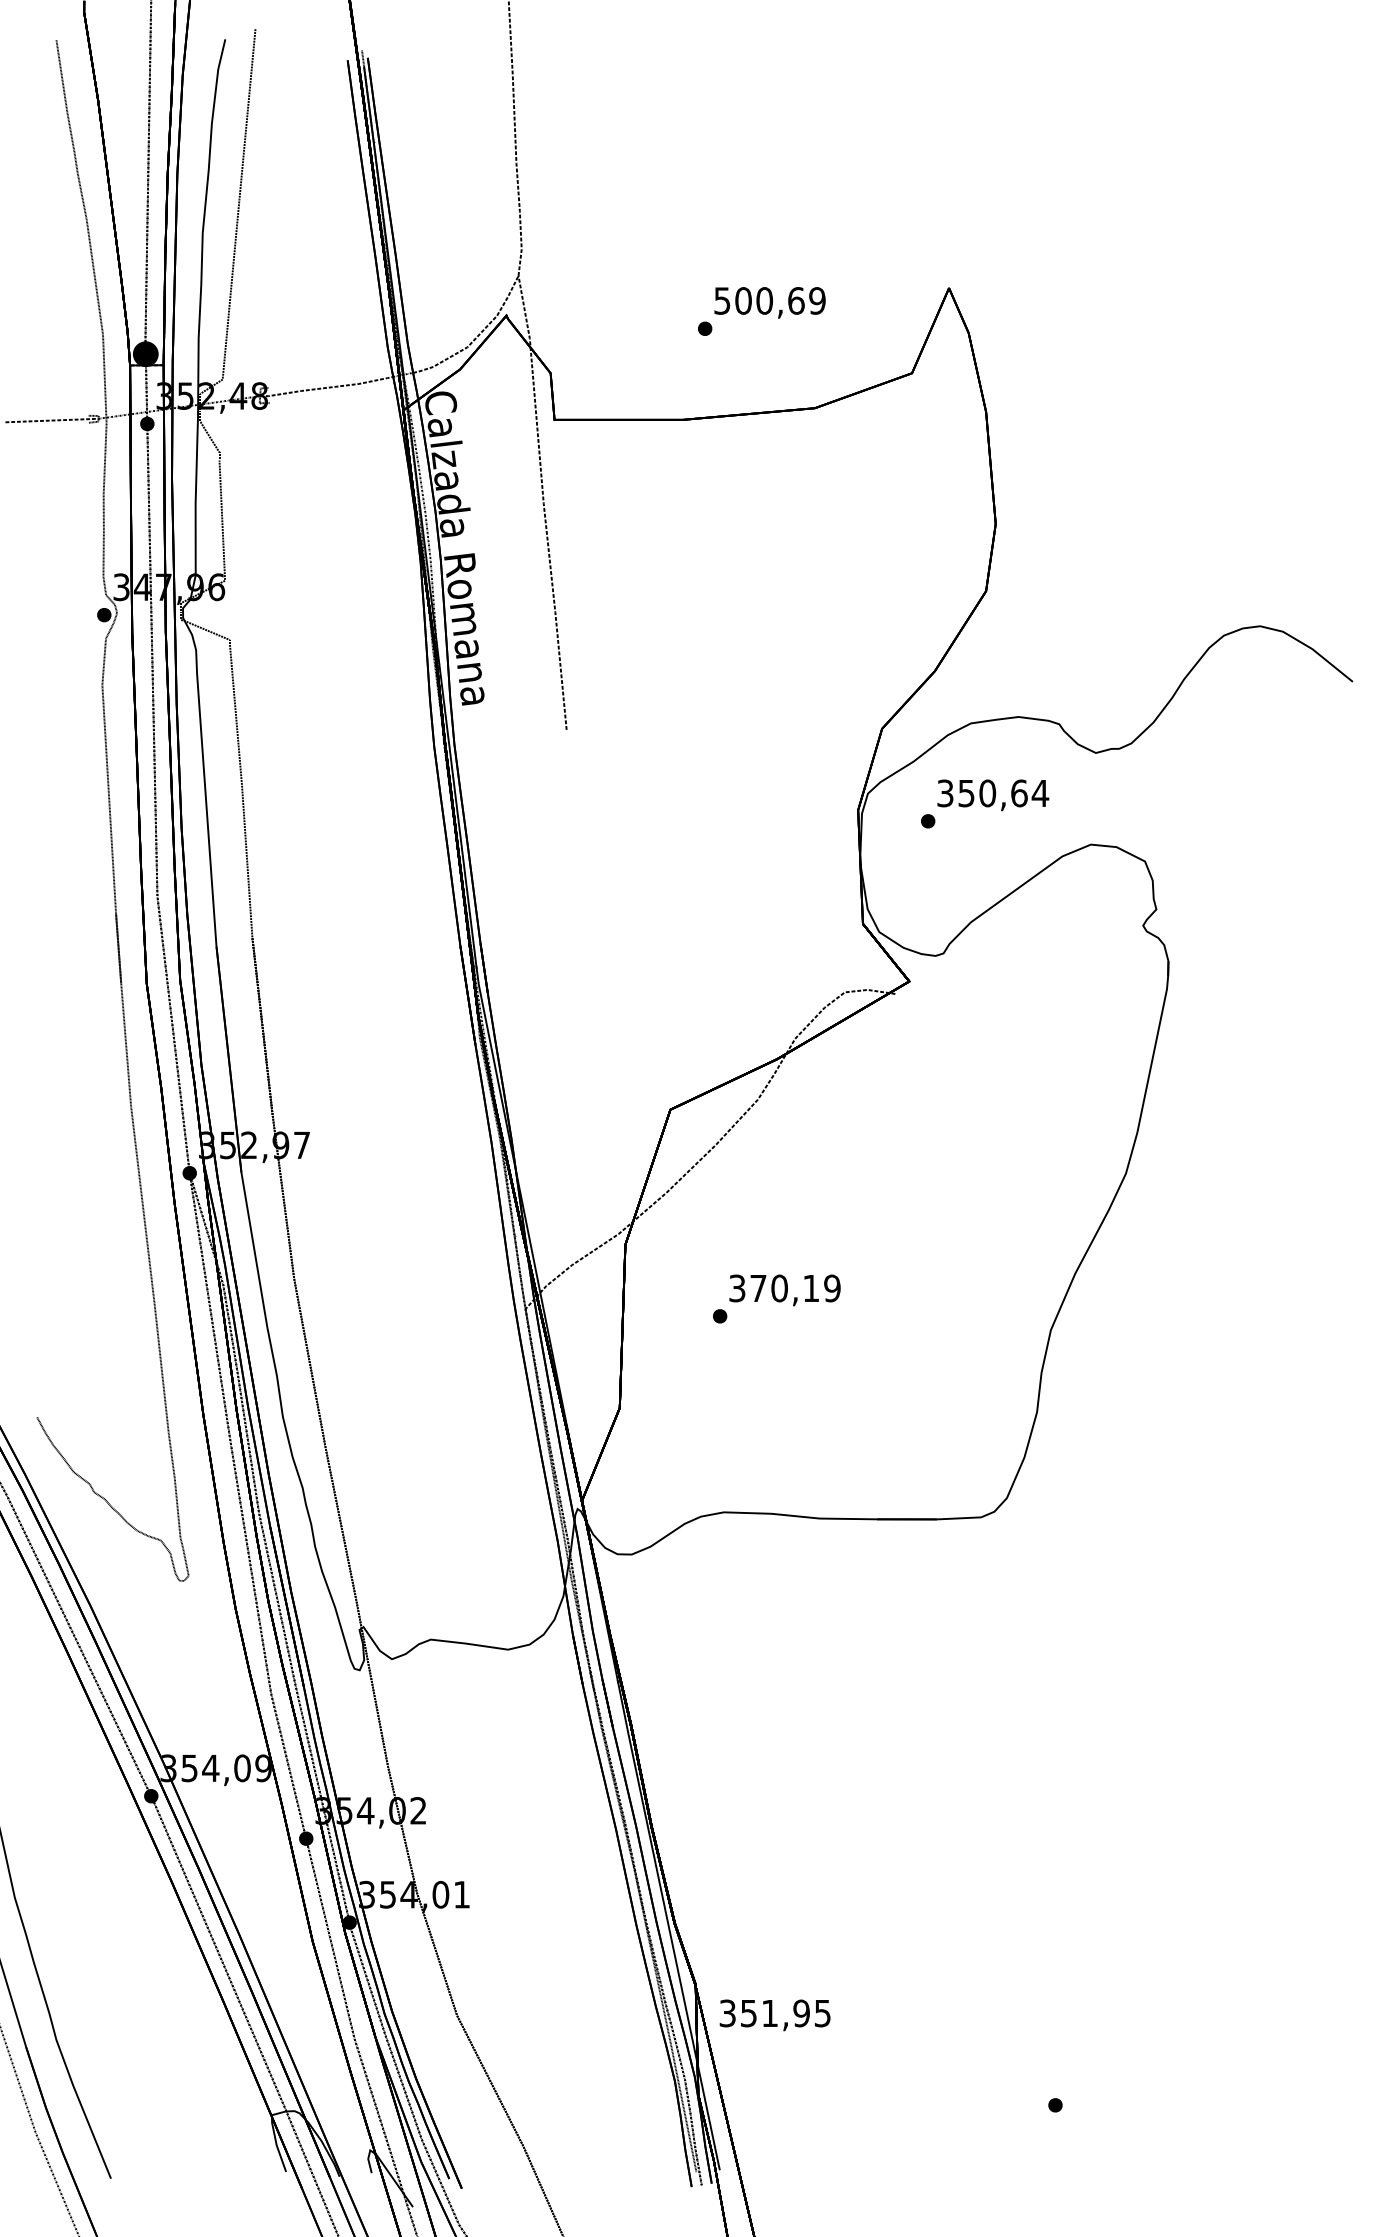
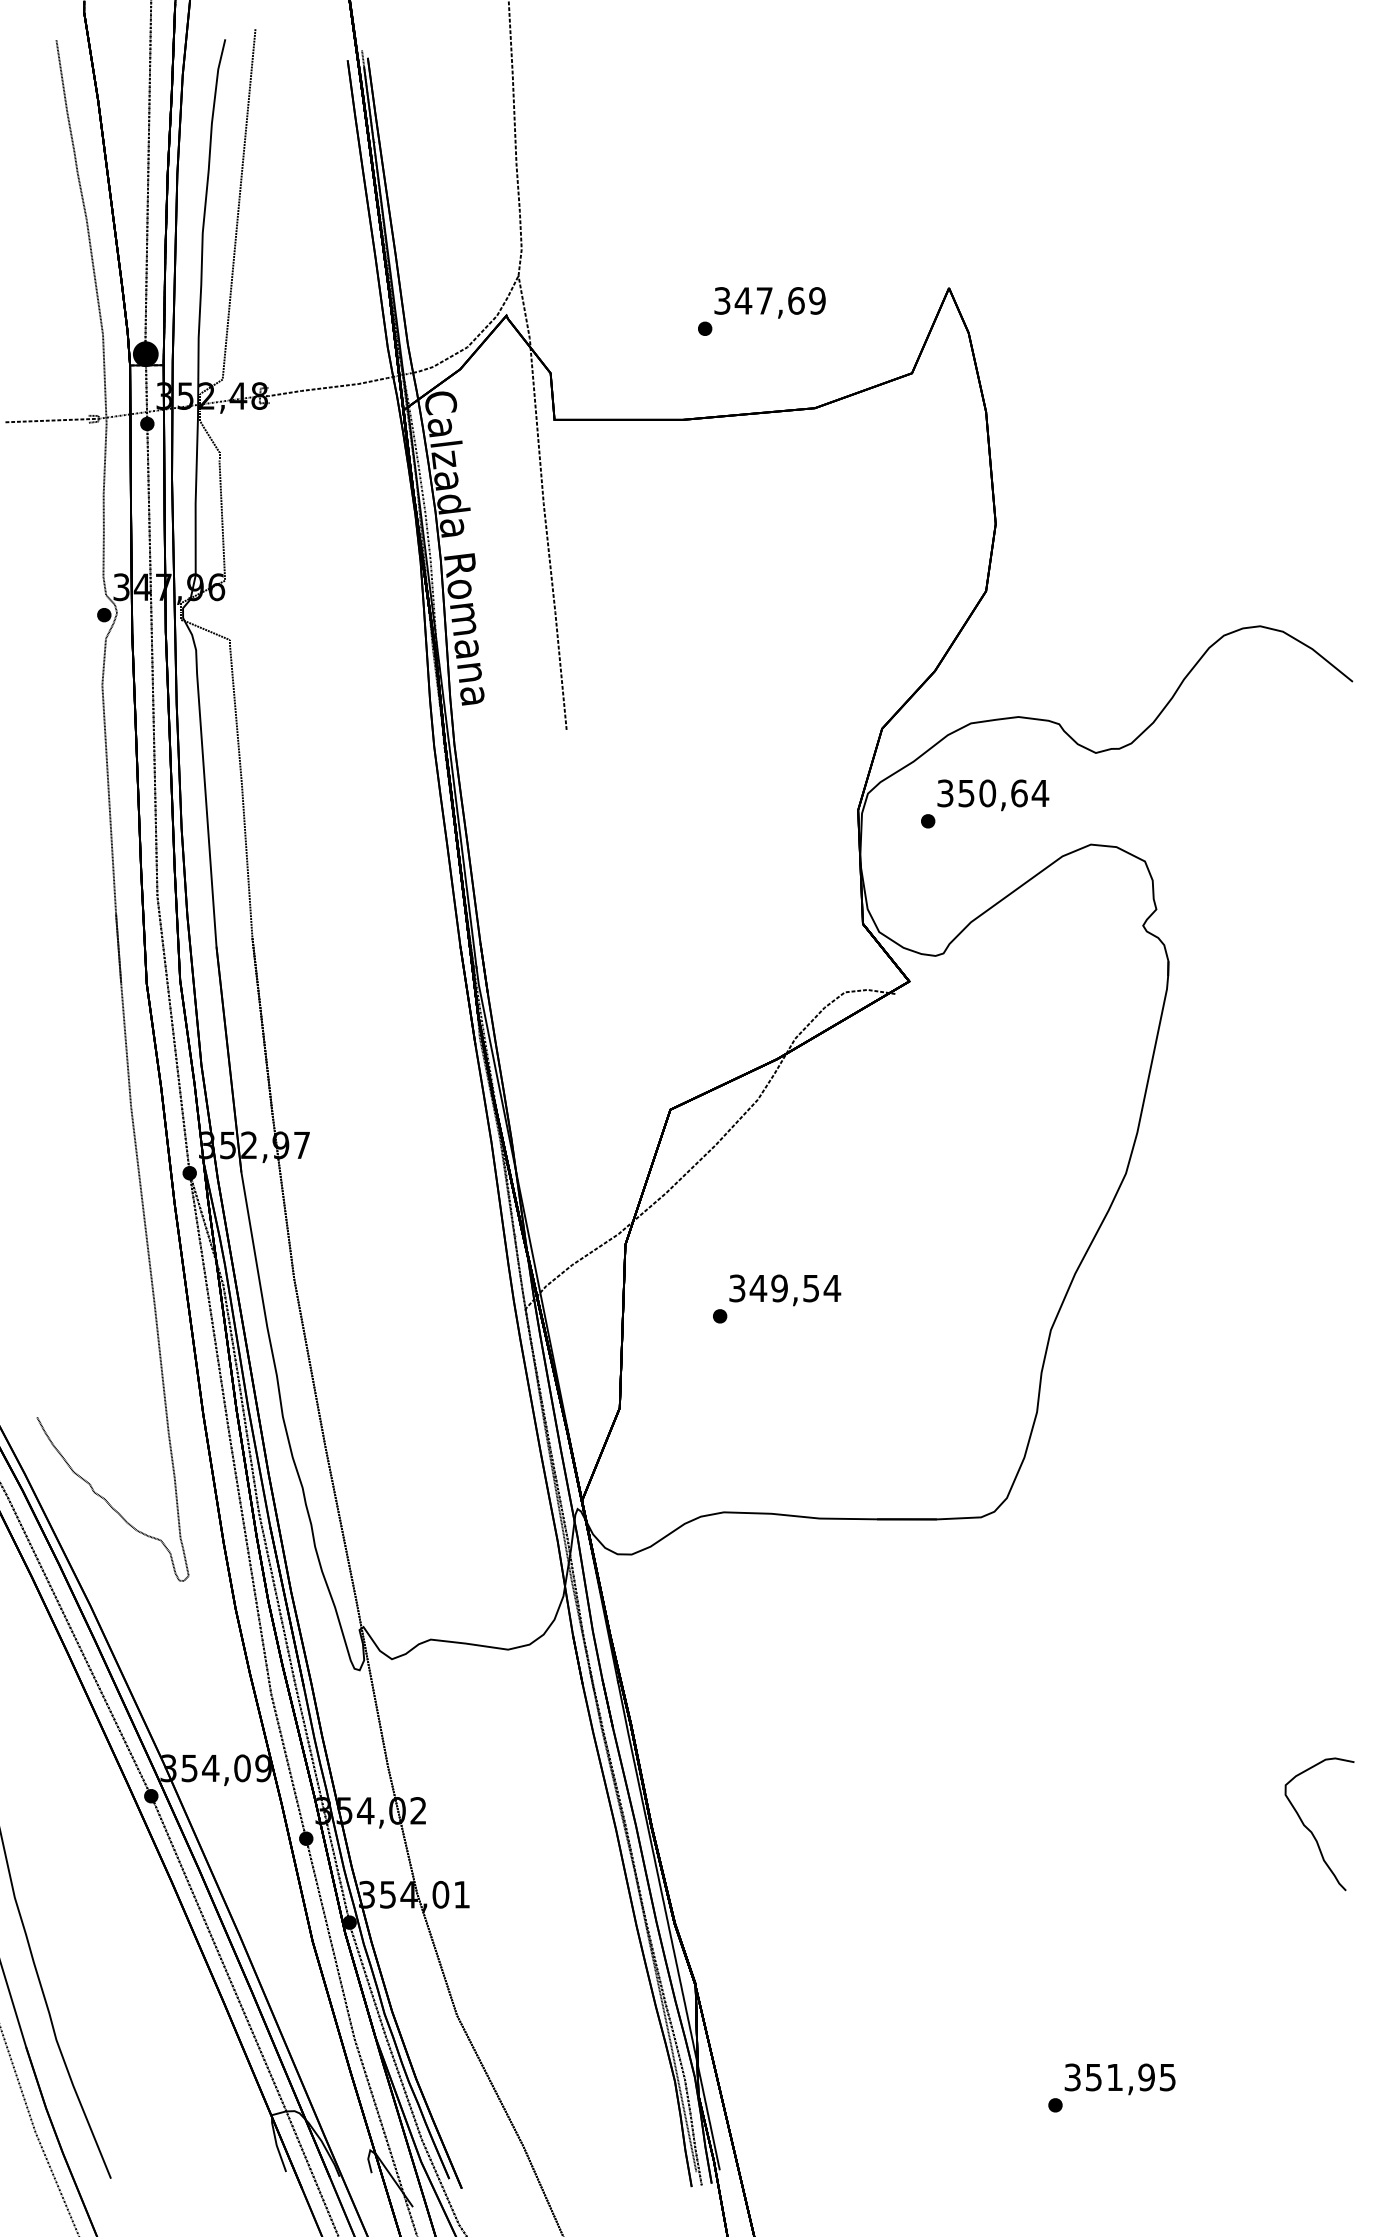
text: 500,69 -> 347,69 (744, 300)
text: 370,19 -> 349,54 (795, 1288)
part: none -> present (1312, 1831)
text position: (774, 2015) -> (1119, 2079) (1119, 2079)
